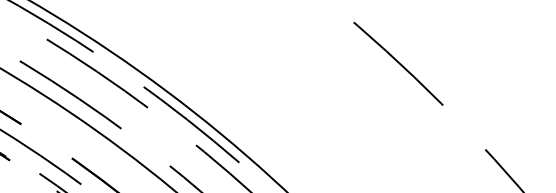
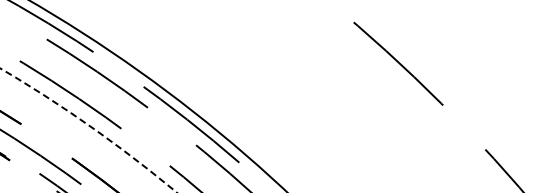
circle: solid -> dashed (88, 130)
